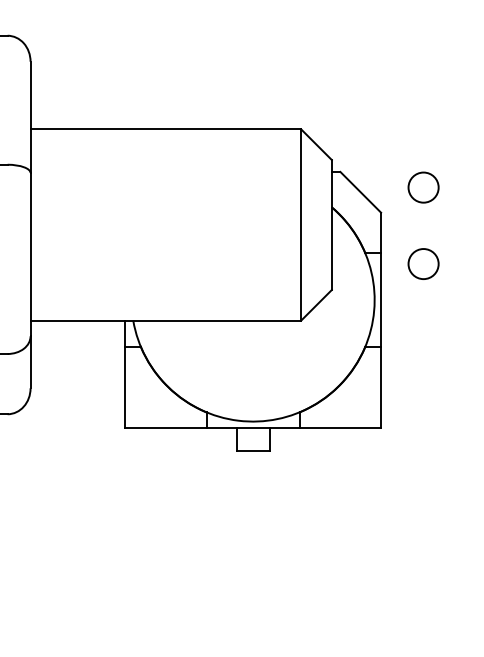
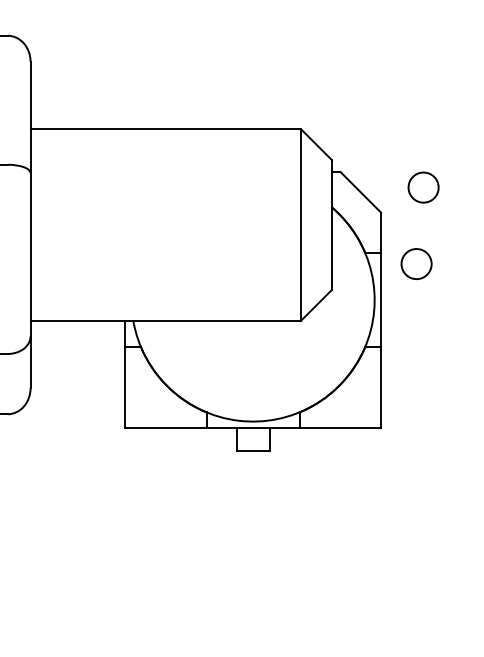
circle position: (423, 263) -> (416, 263) (416, 263)
